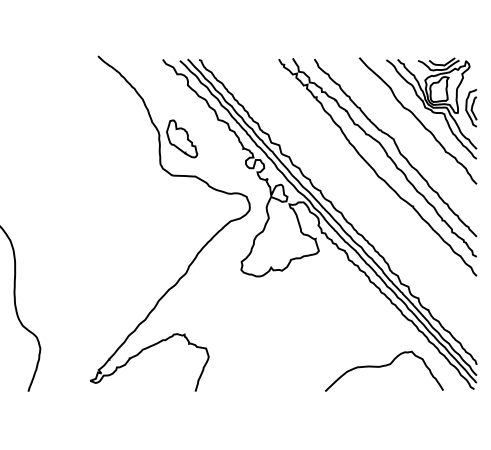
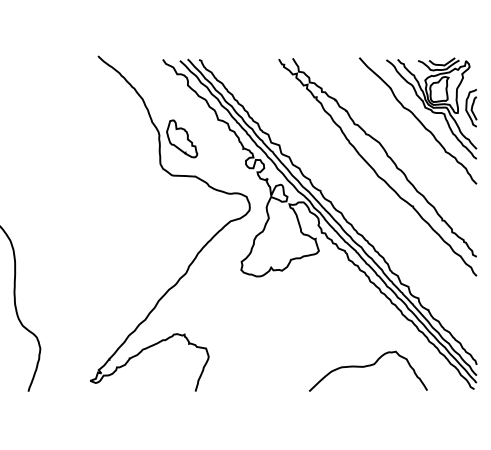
curve: present -> none (396, 147)
curve position: (382, 367) -> (366, 367) (366, 367)
